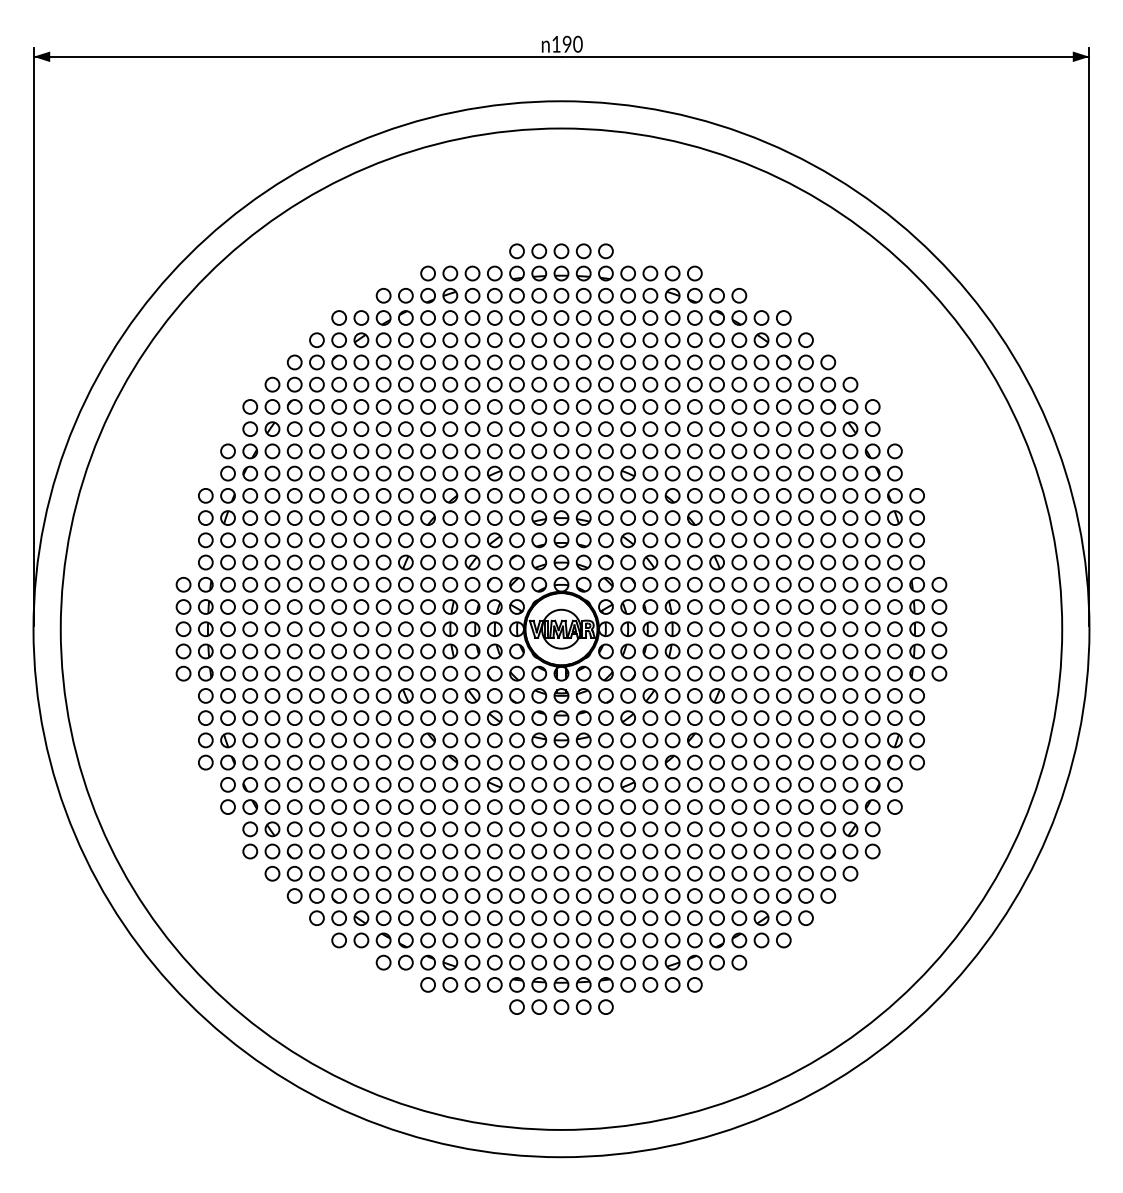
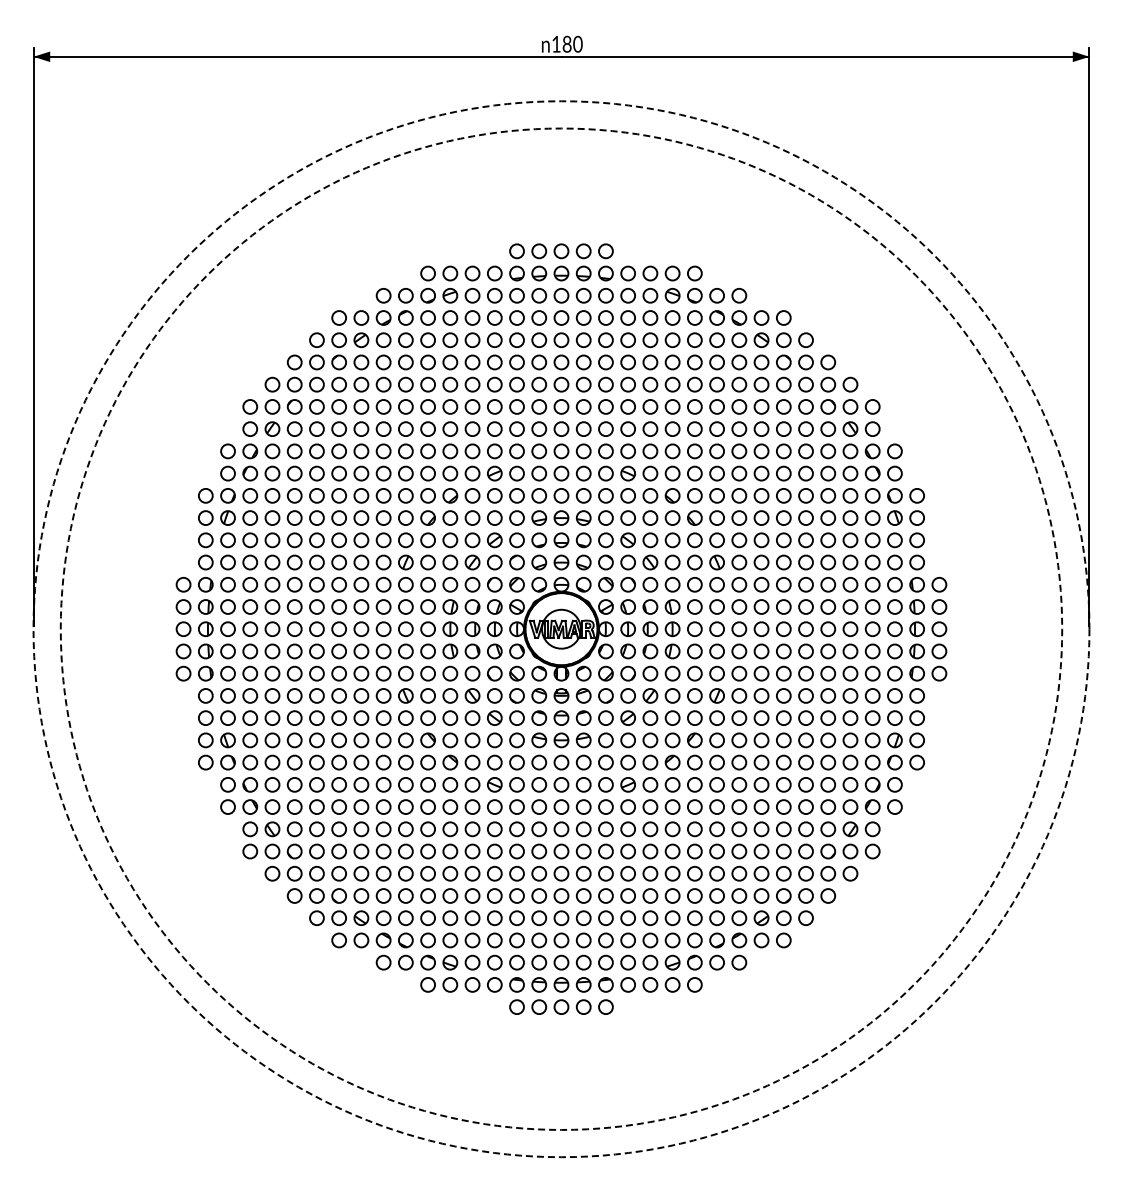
text: 190 -> 180 (566, 44)
circle: solid -> dashed (561, 628)
circle: solid -> dashed (561, 629)
